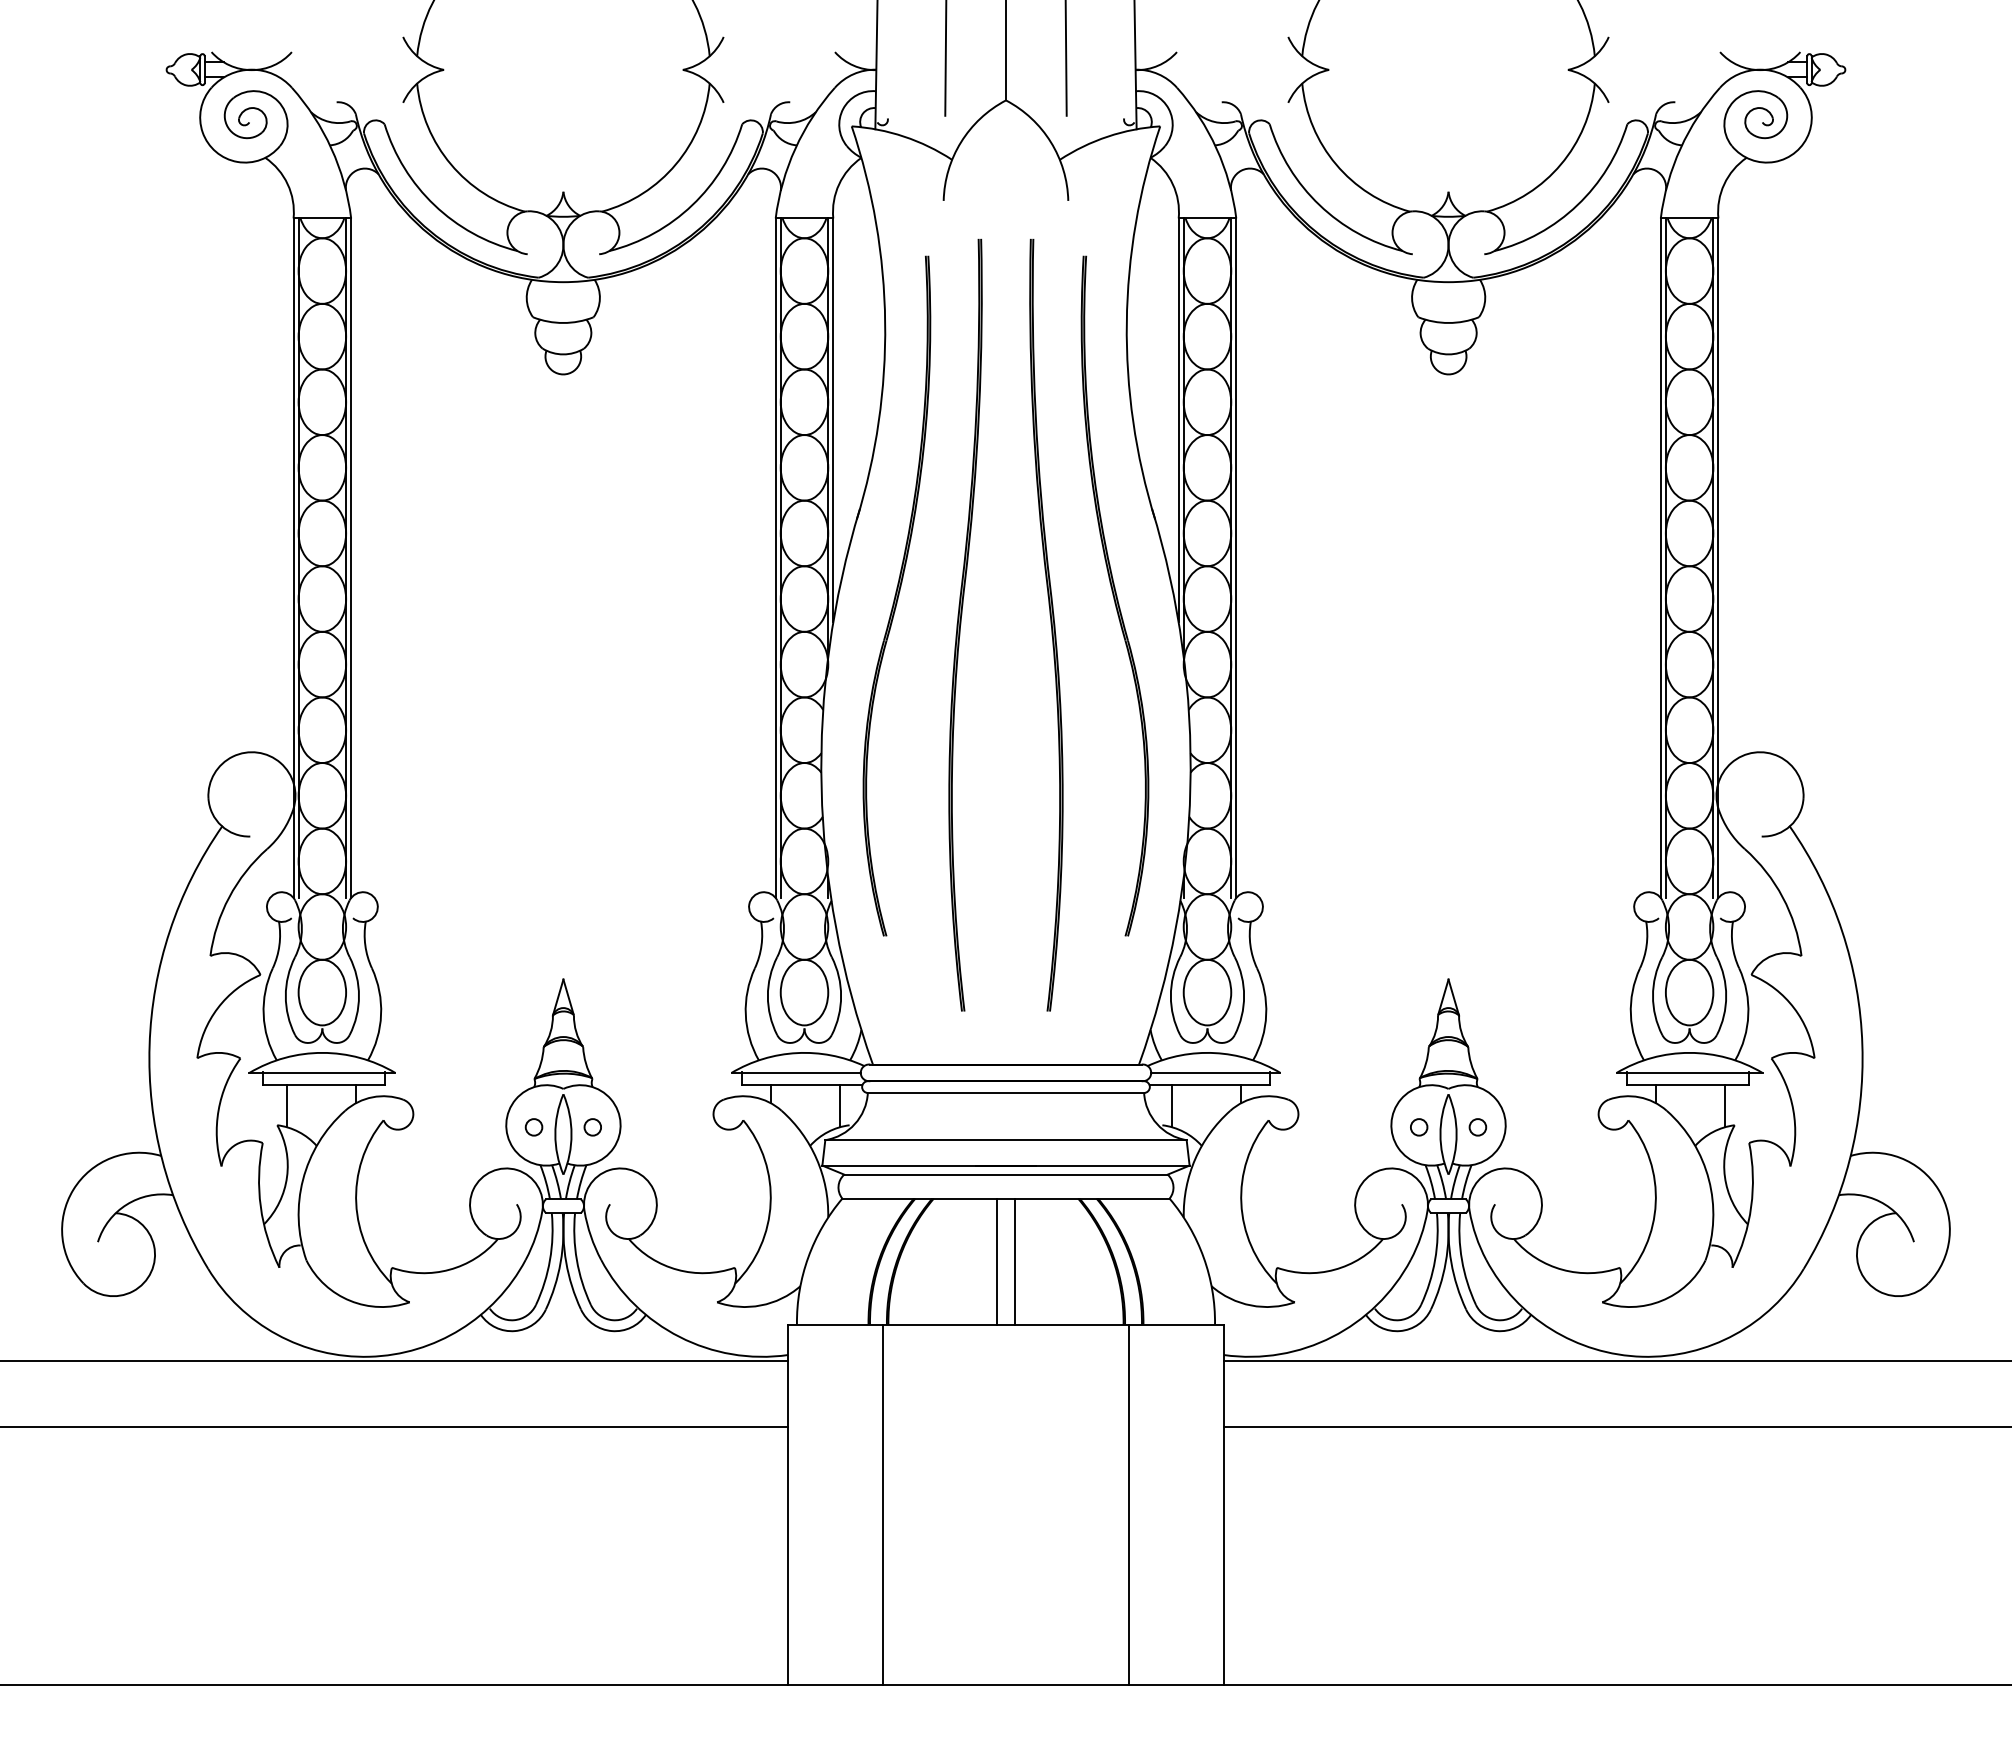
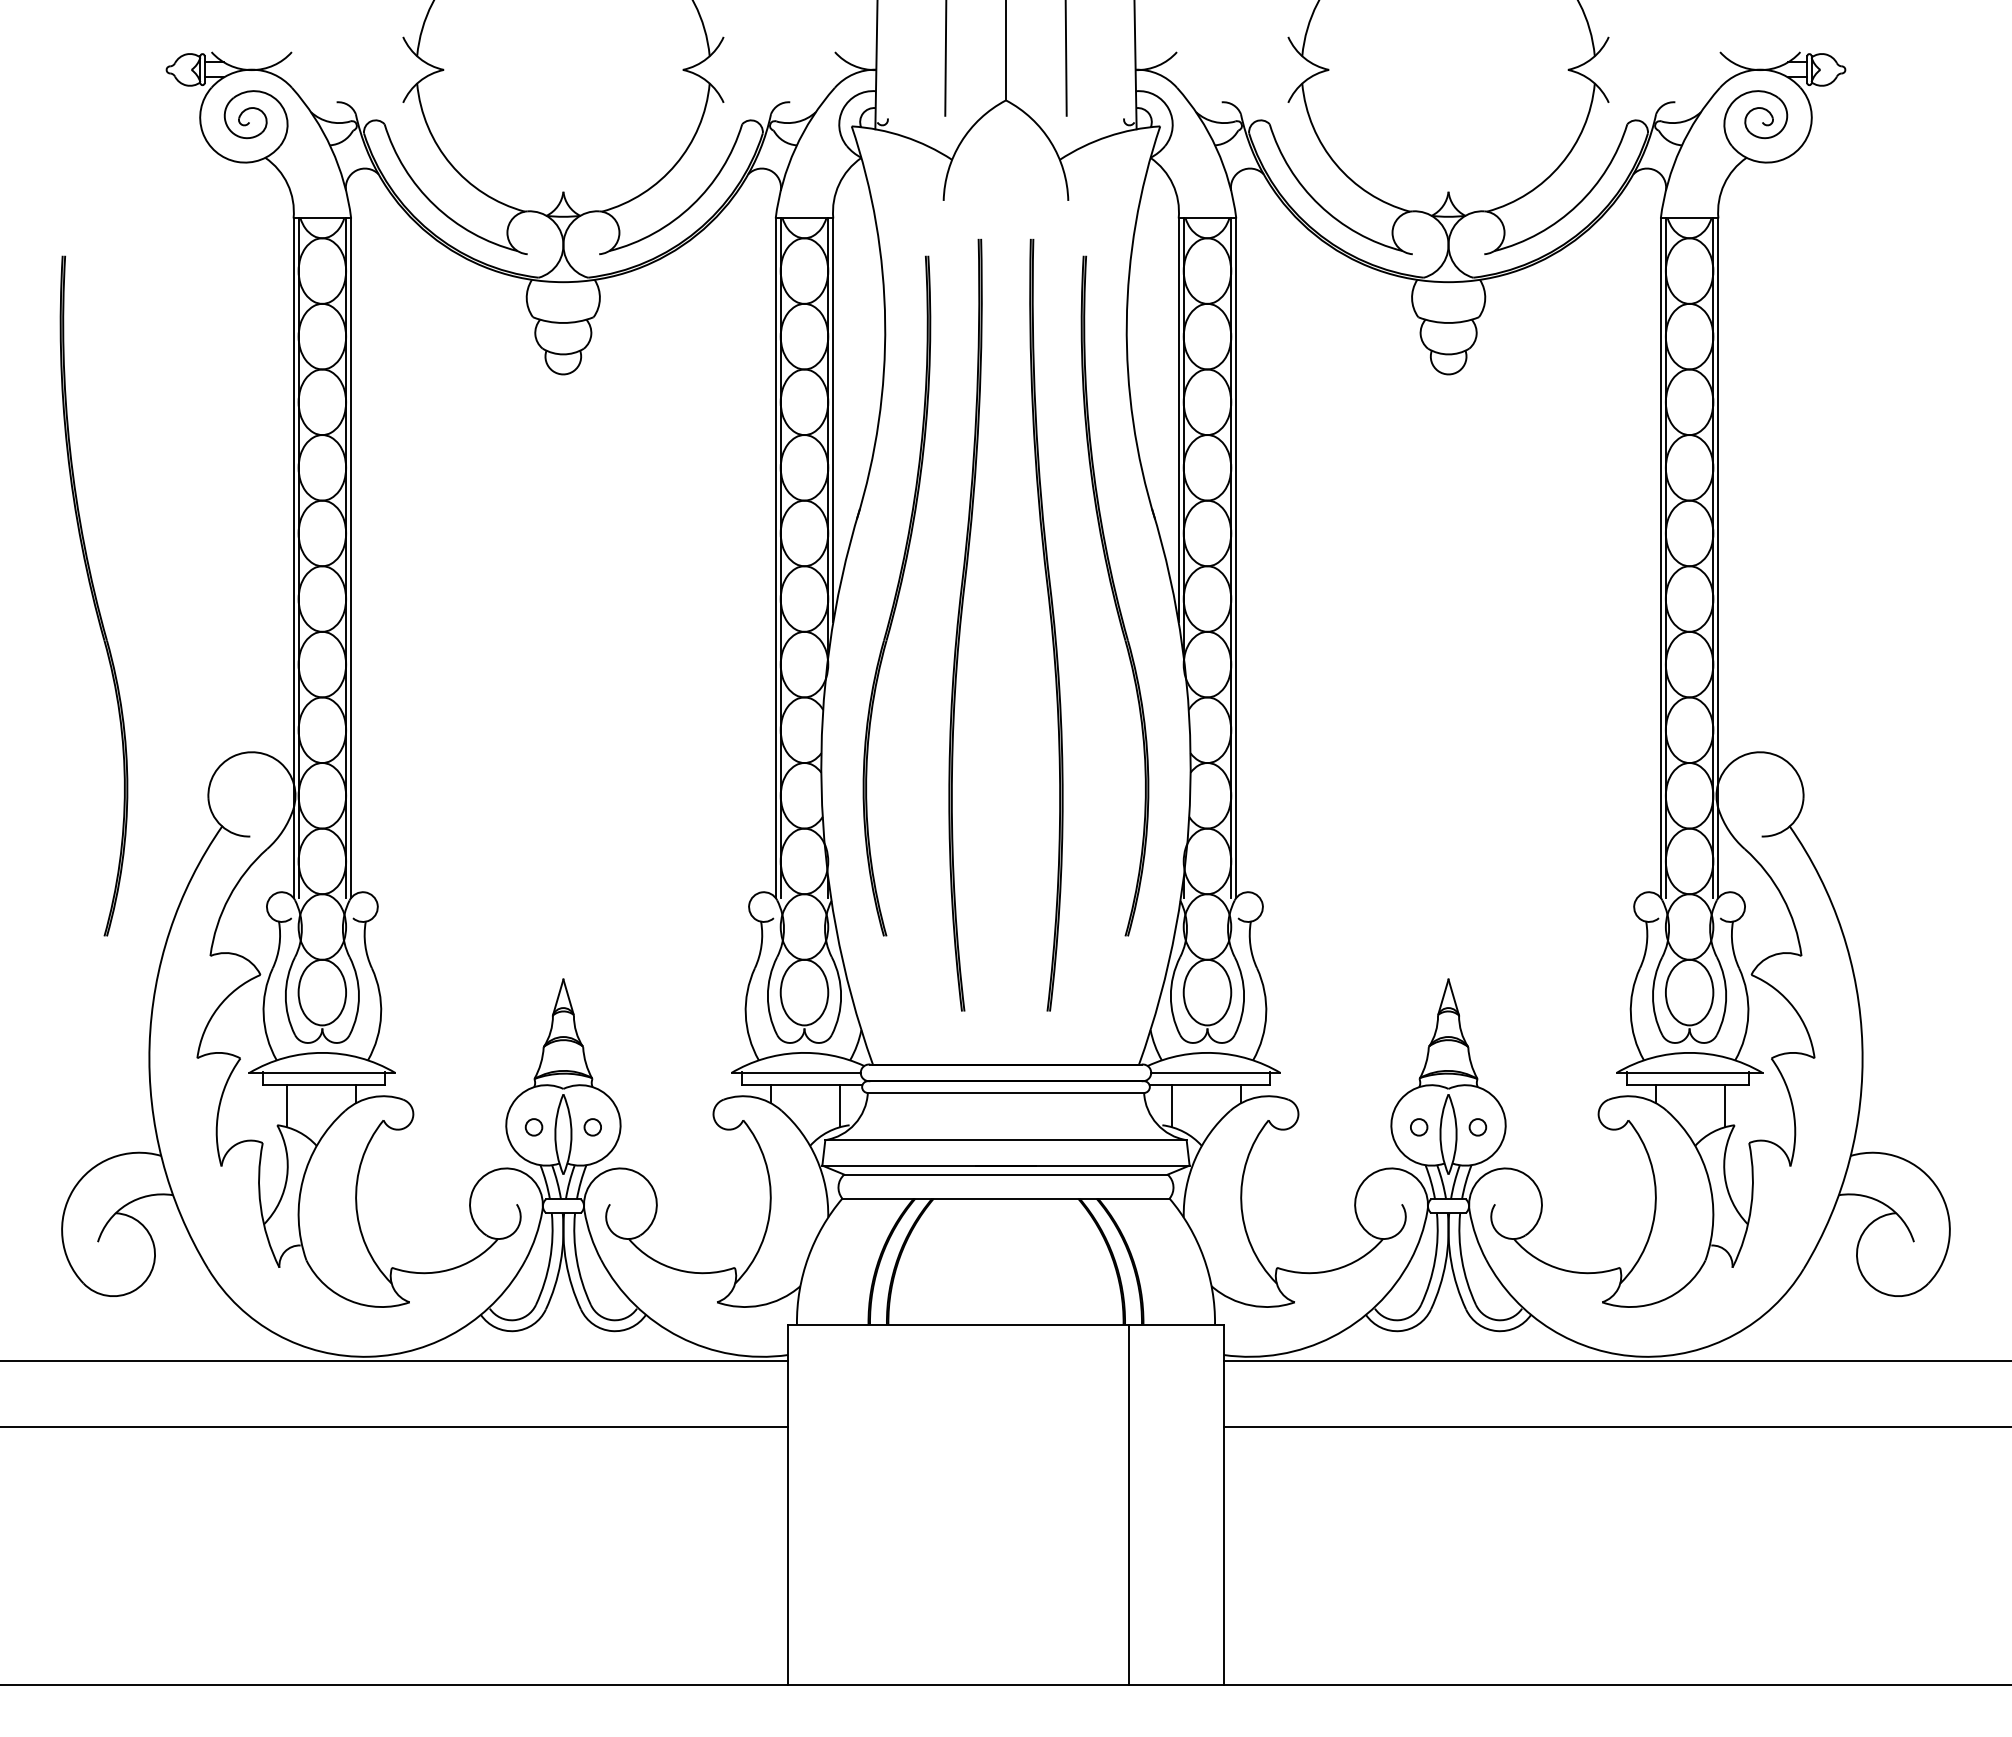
part: none -> present (93, 595)
line: present -> none (996, 1261)
line: present -> none (1015, 1261)
line: present -> none (883, 1504)
